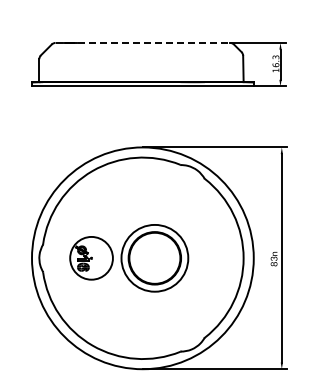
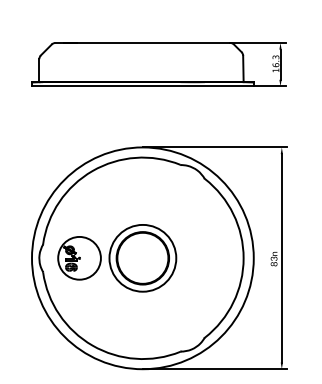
line: dashed -> solid (143, 42)
part position: (129, 258) -> (117, 258) (117, 258)
